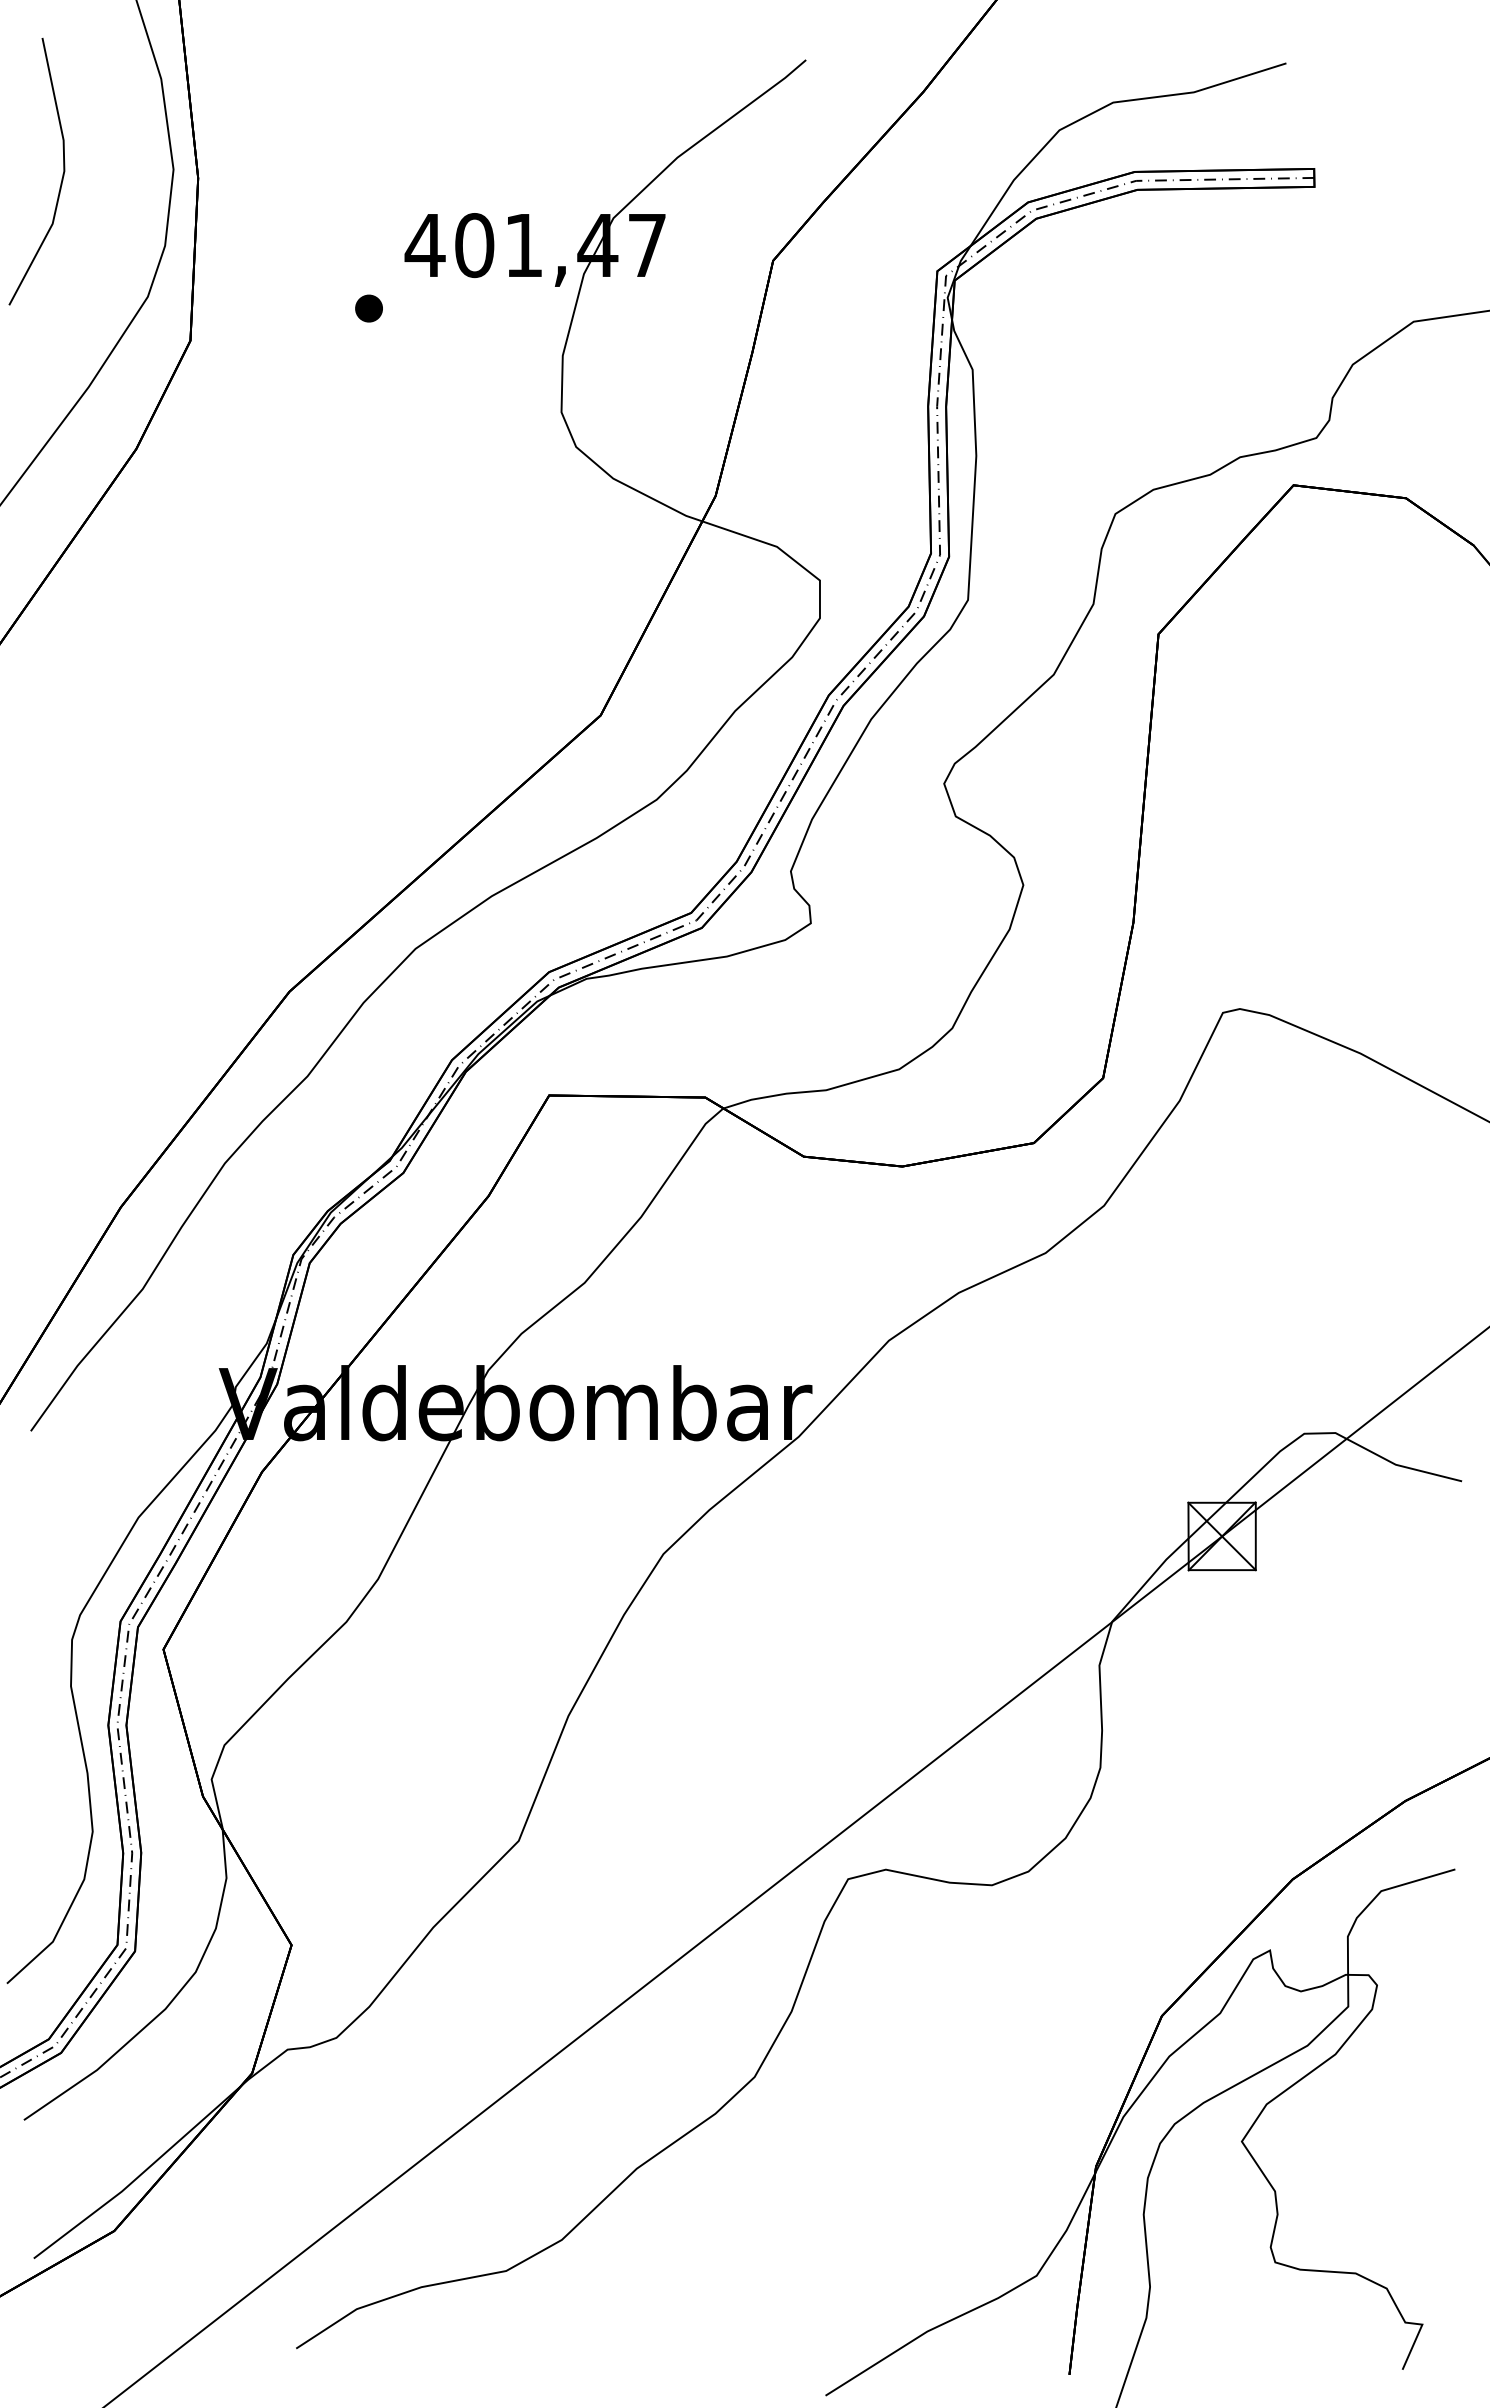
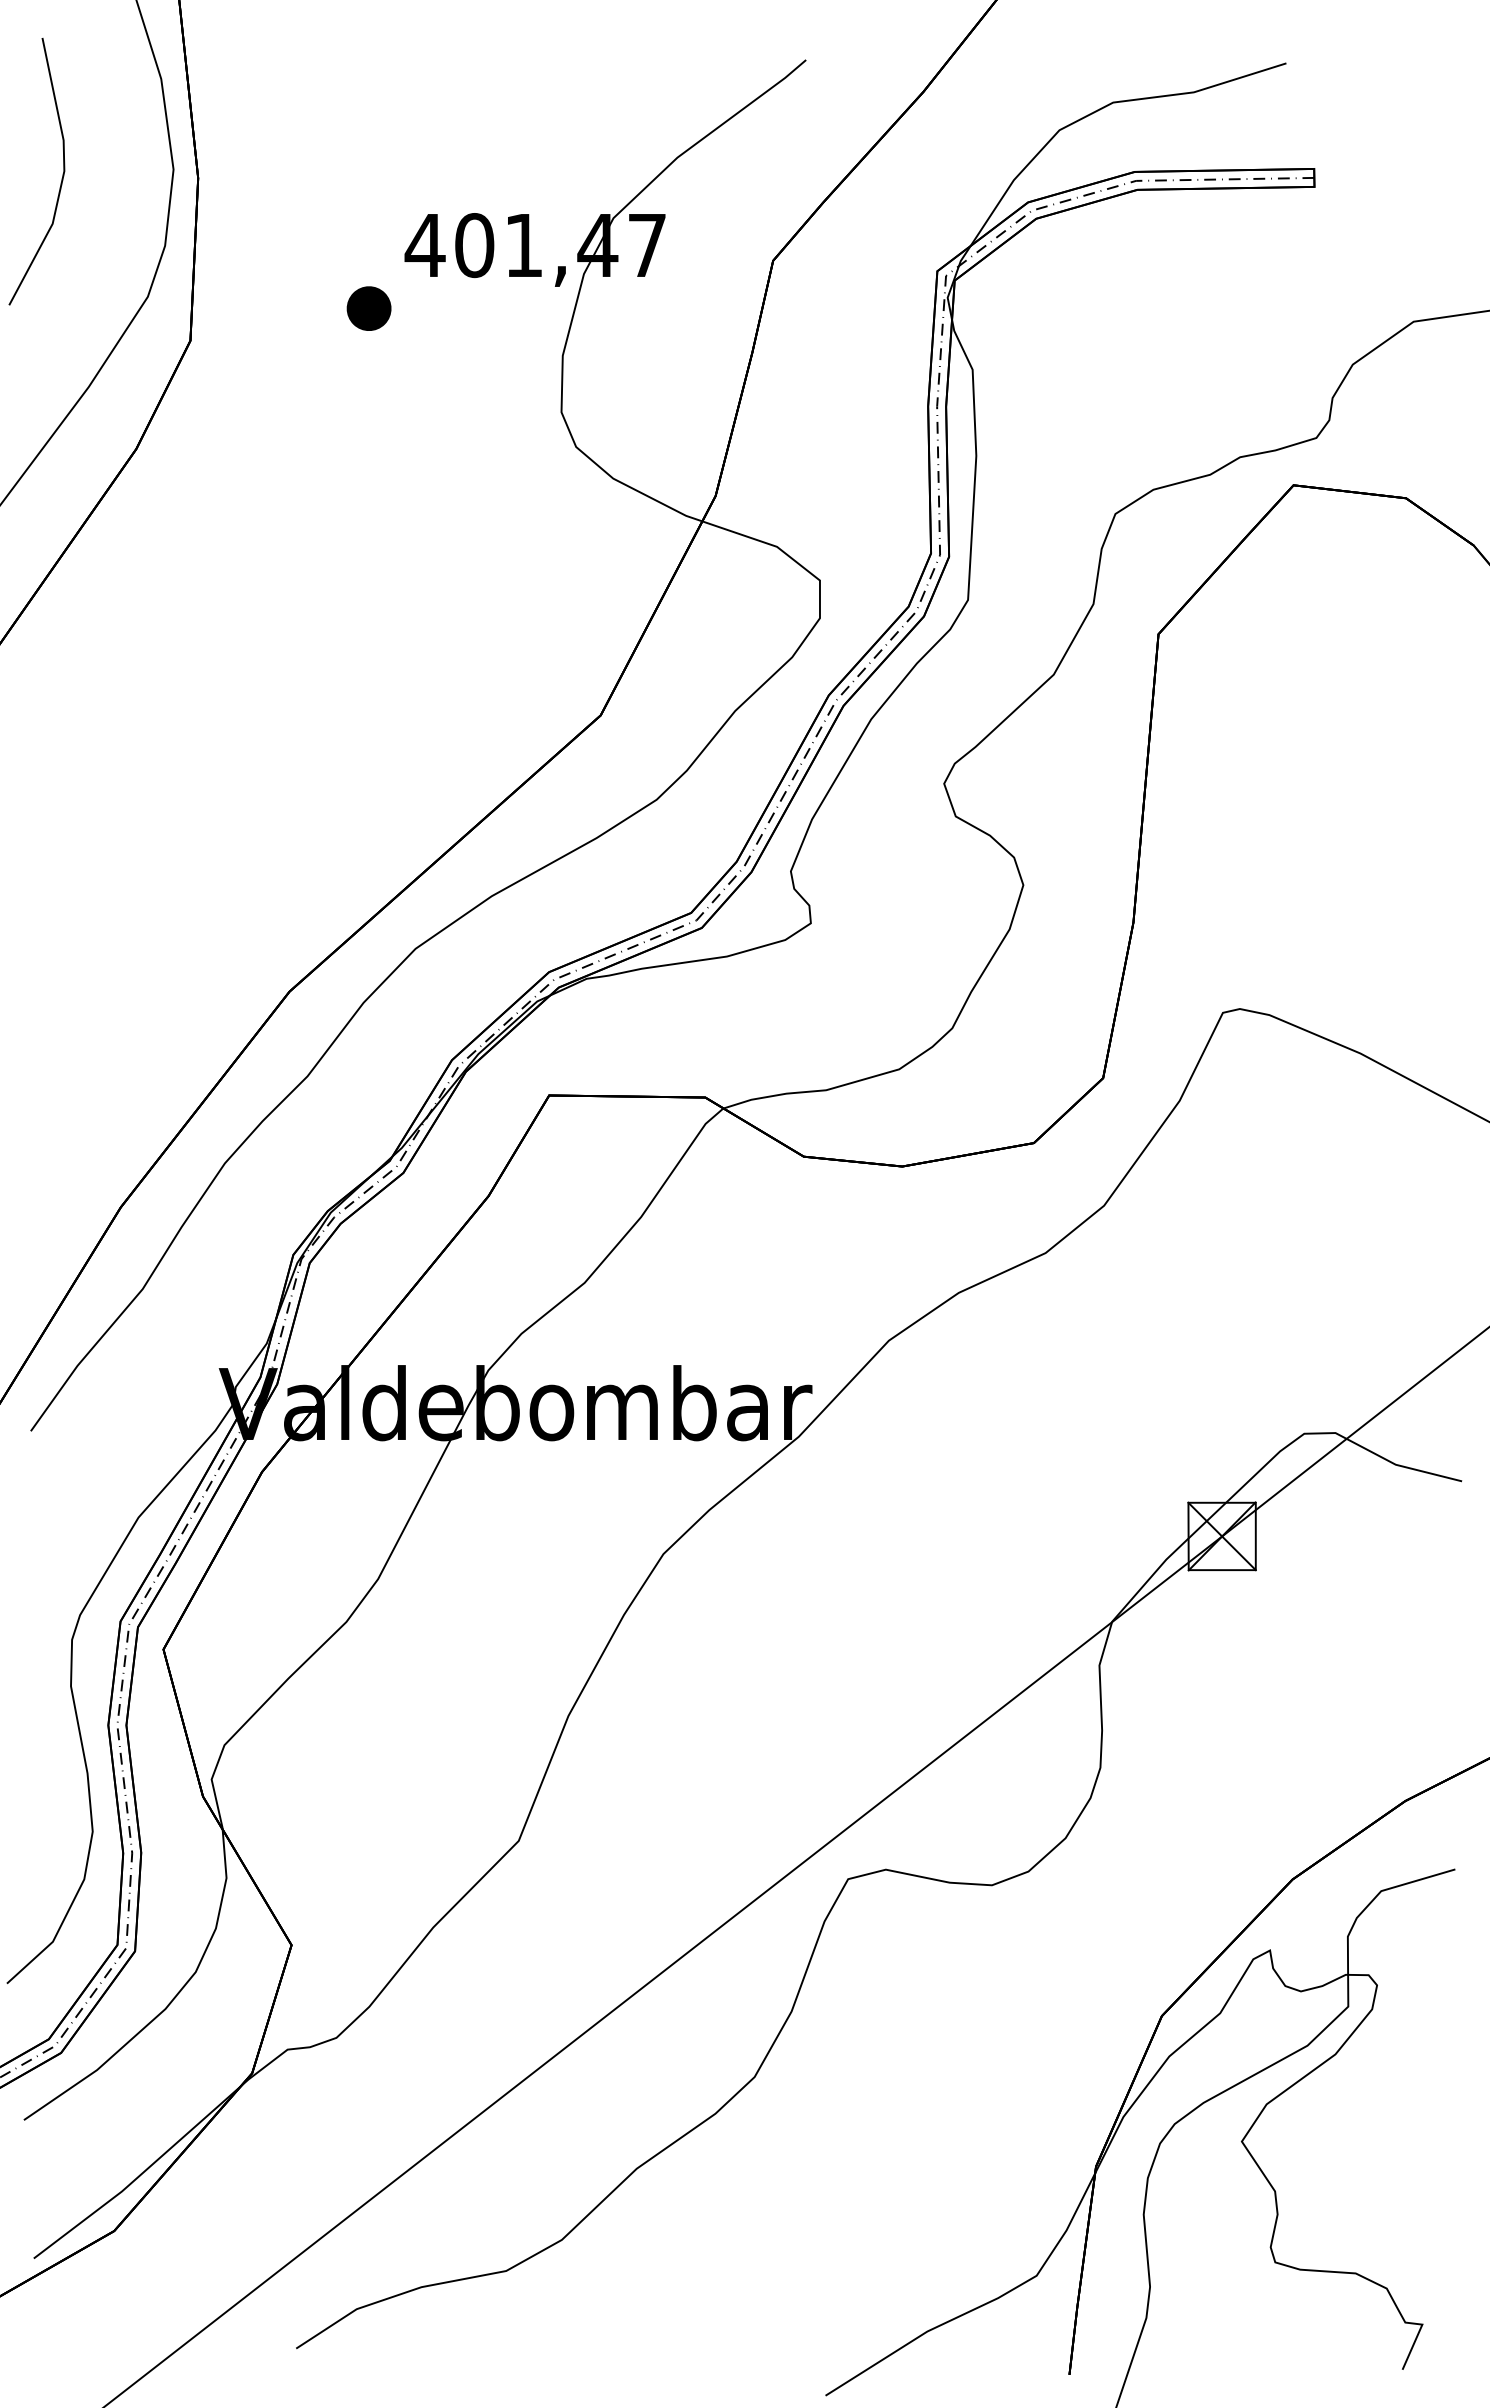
part size: 28x29 px -> 46x45 px (368, 308)
